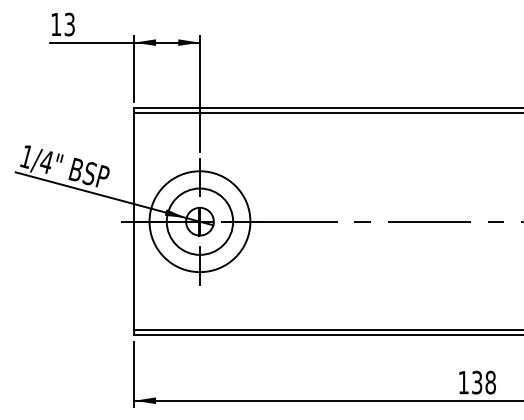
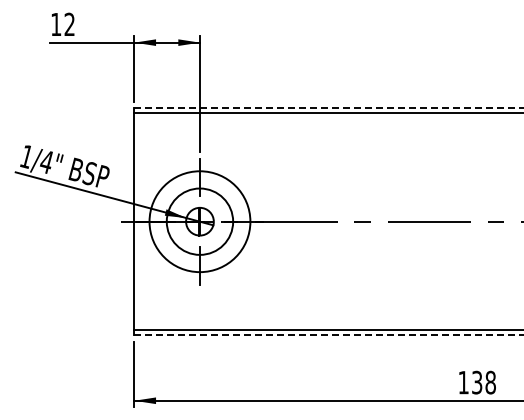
text: 13 -> 12 (69, 24)
line: solid -> dashed (329, 108)
line: solid -> dashed (329, 335)
